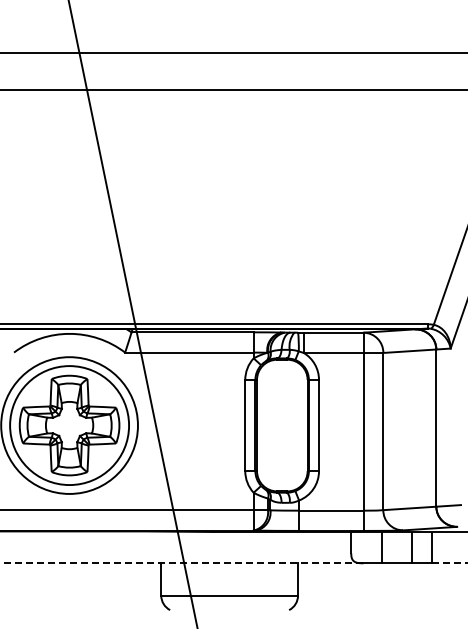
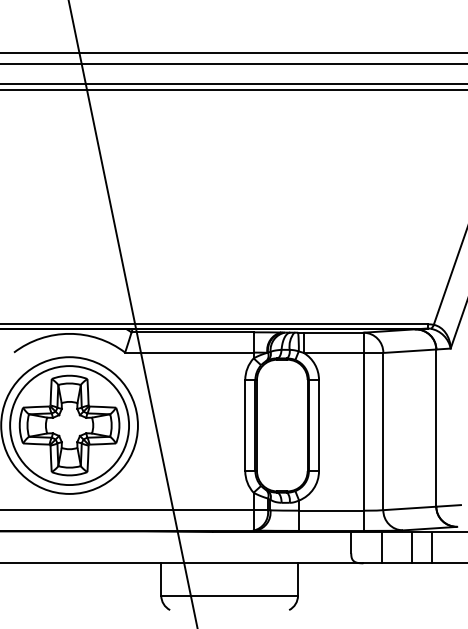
line: none -> present (233, 63)
line: none -> present (233, 84)
line: dashed -> solid (181, 563)
line: dashed -> solid (450, 563)
